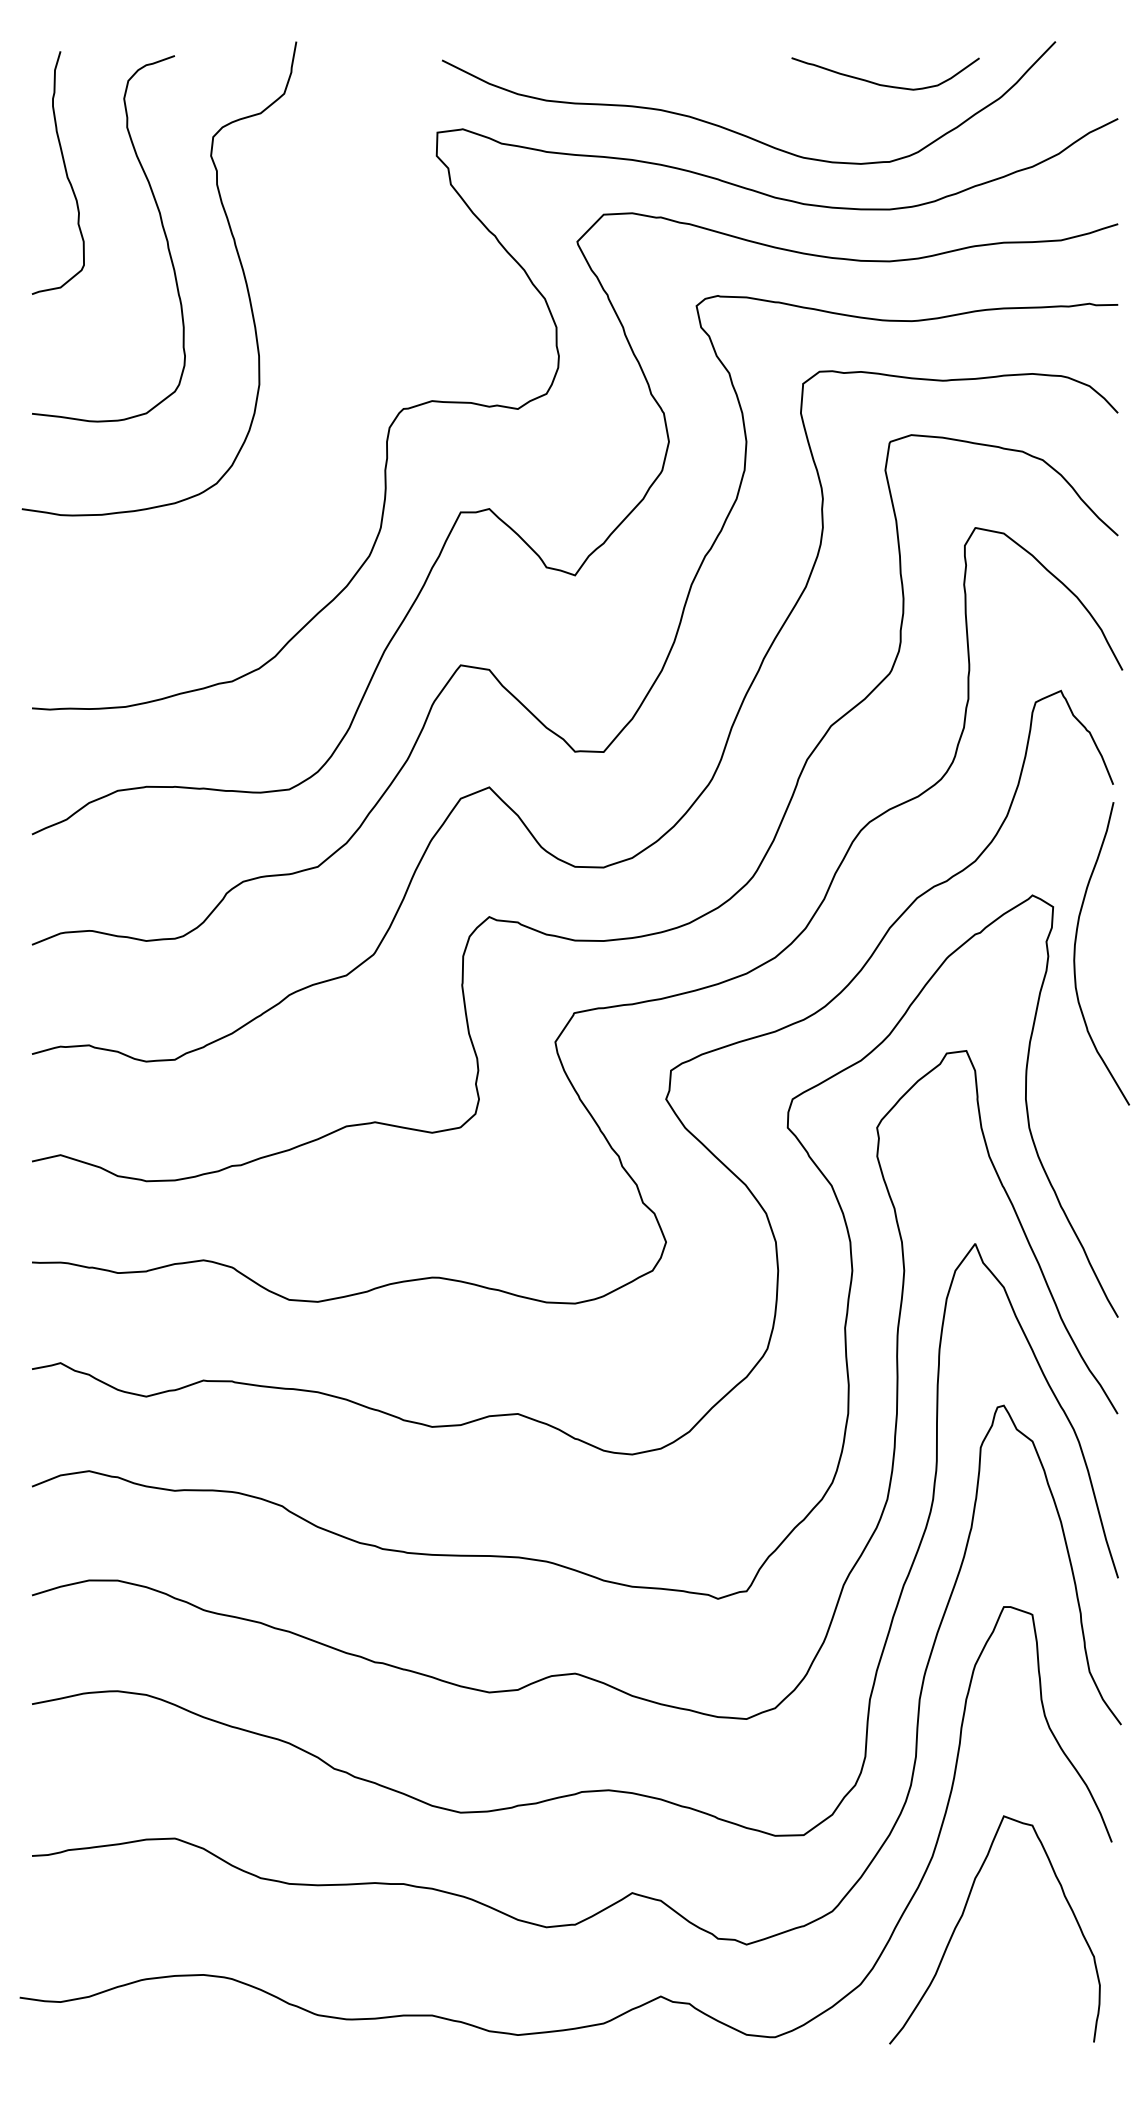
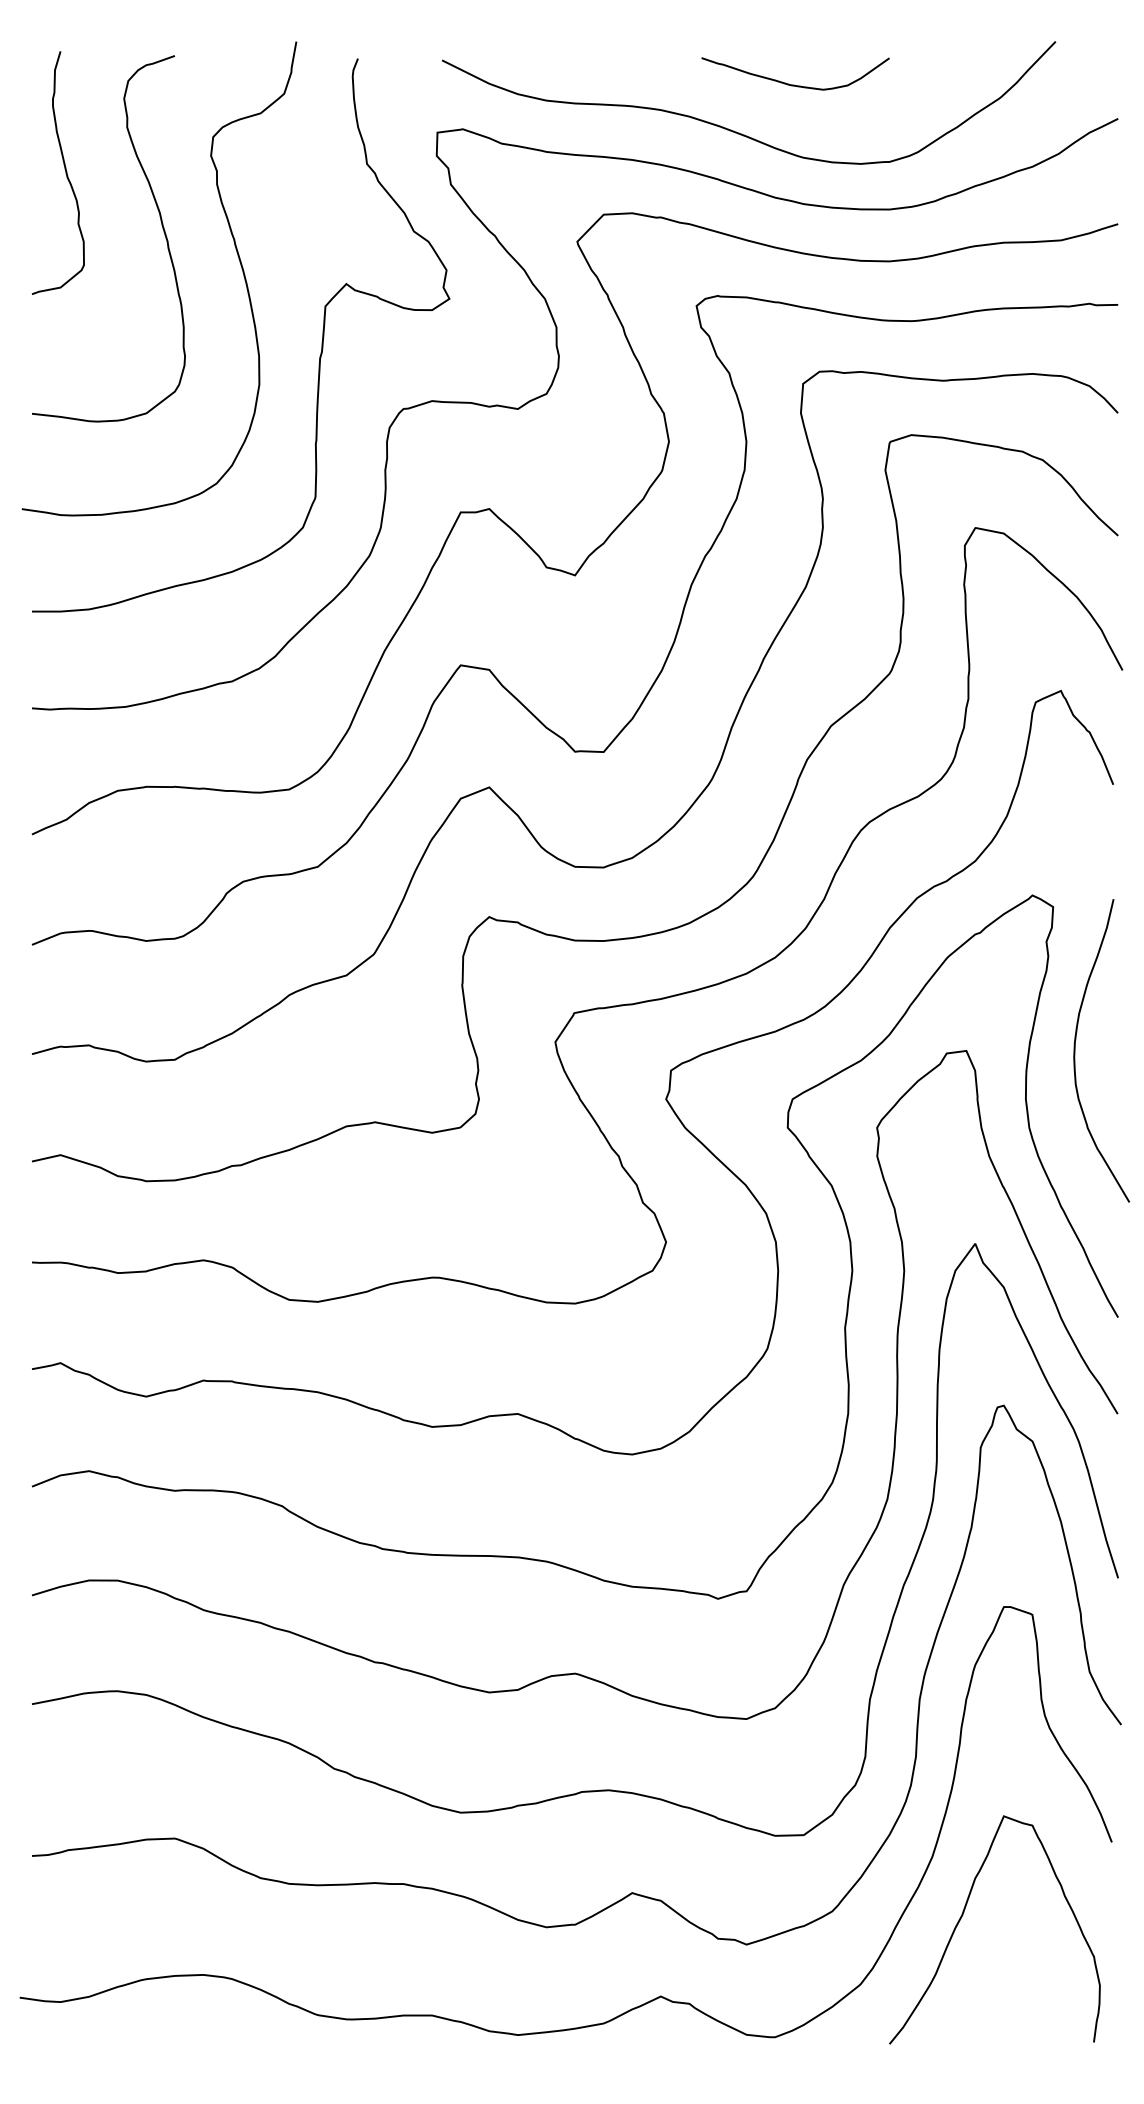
curve position: (884, 84) -> (794, 84) (794, 84)
curve: none -> present (321, 342)
curve position: (1075, 953) -> (1075, 1050) (1075, 1050)
